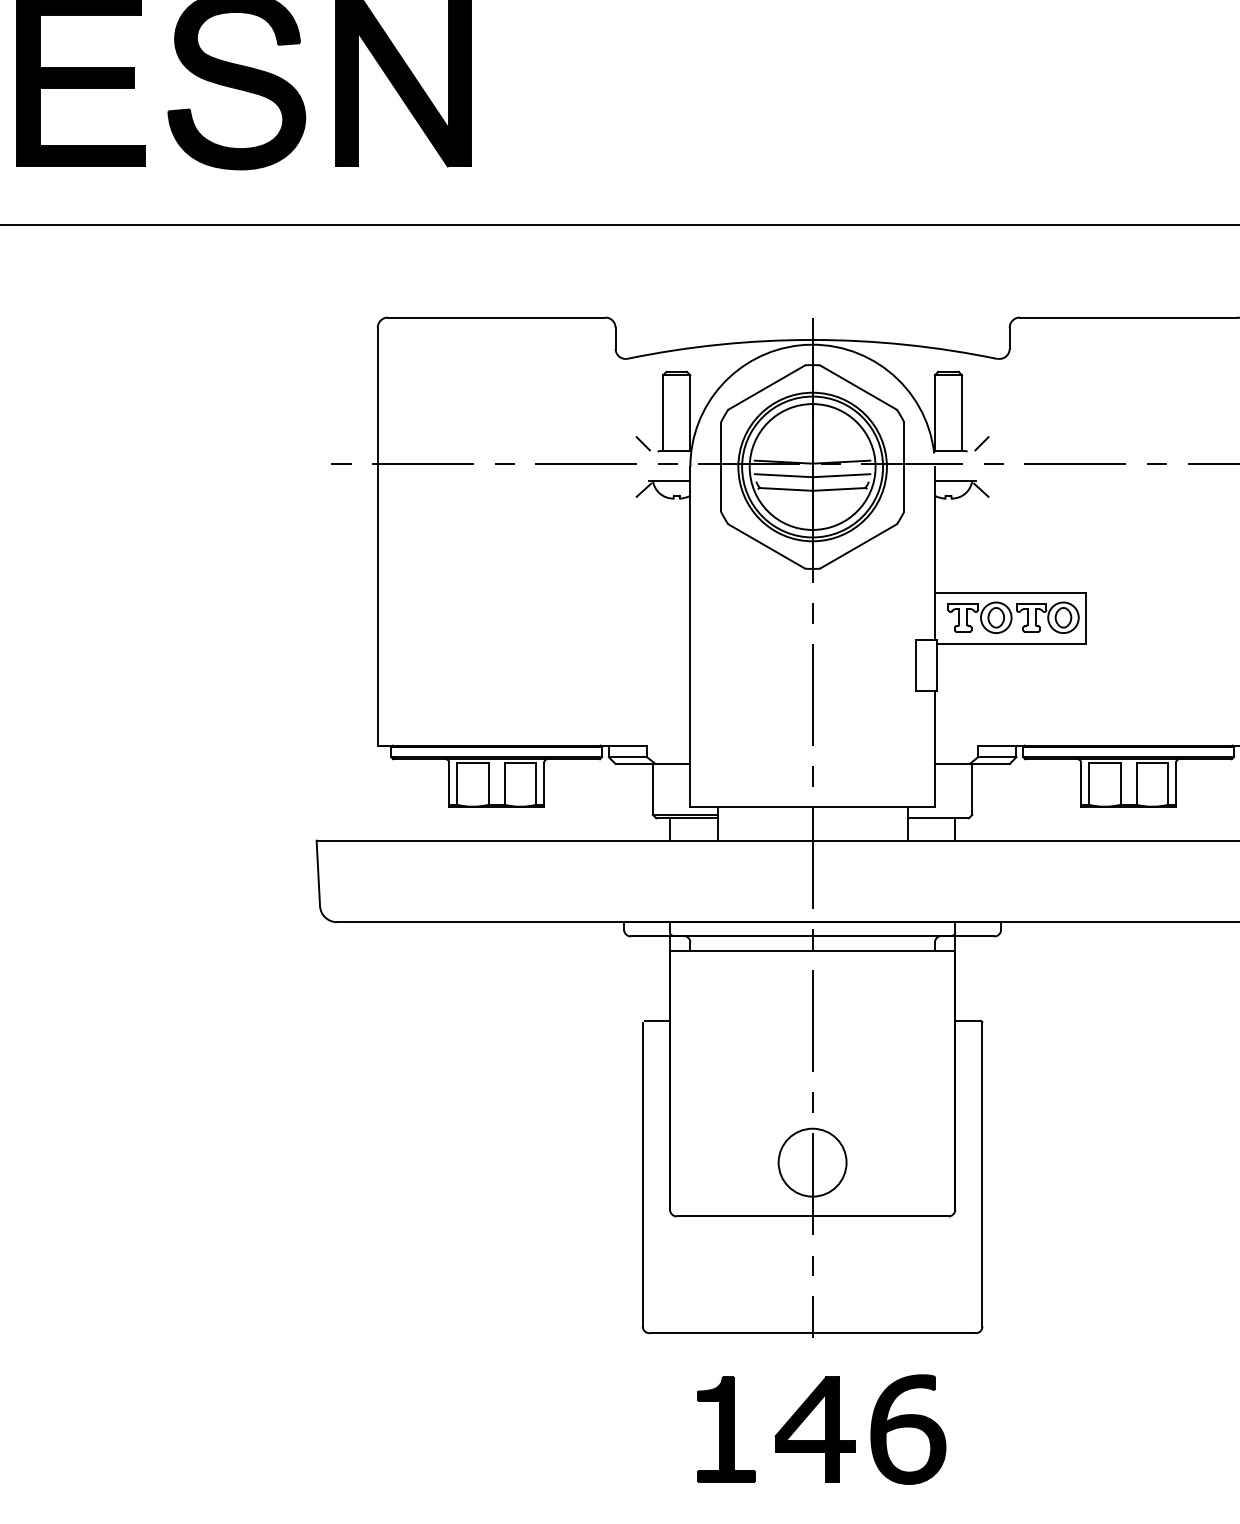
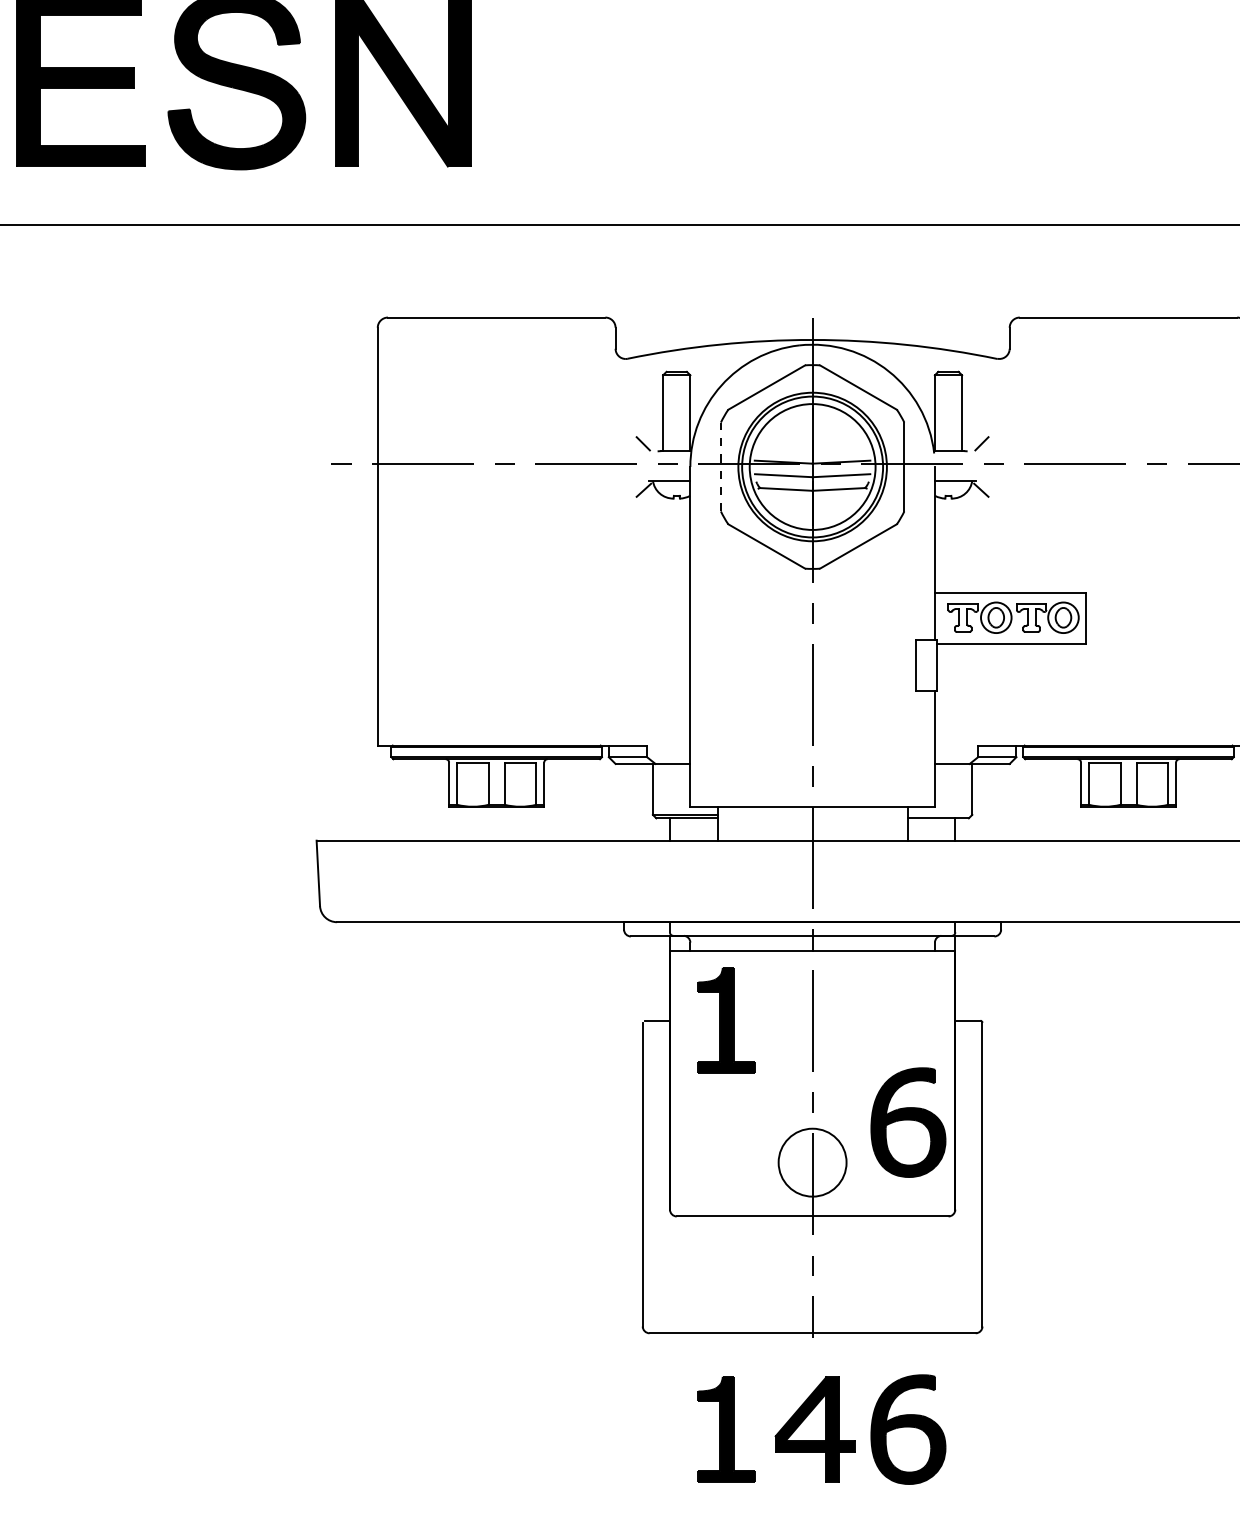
line: solid -> dashed (720, 466)
part: none -> present (726, 1020)
part: none -> present (908, 1122)
